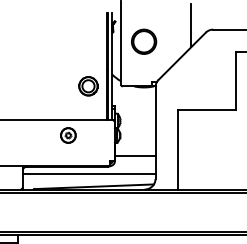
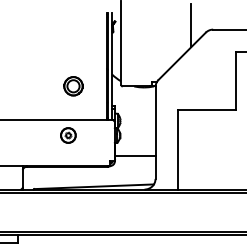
part: present -> none (144, 41)
part position: (88, 86) -> (73, 86) (73, 86)
line: present -> none (88, 174)
